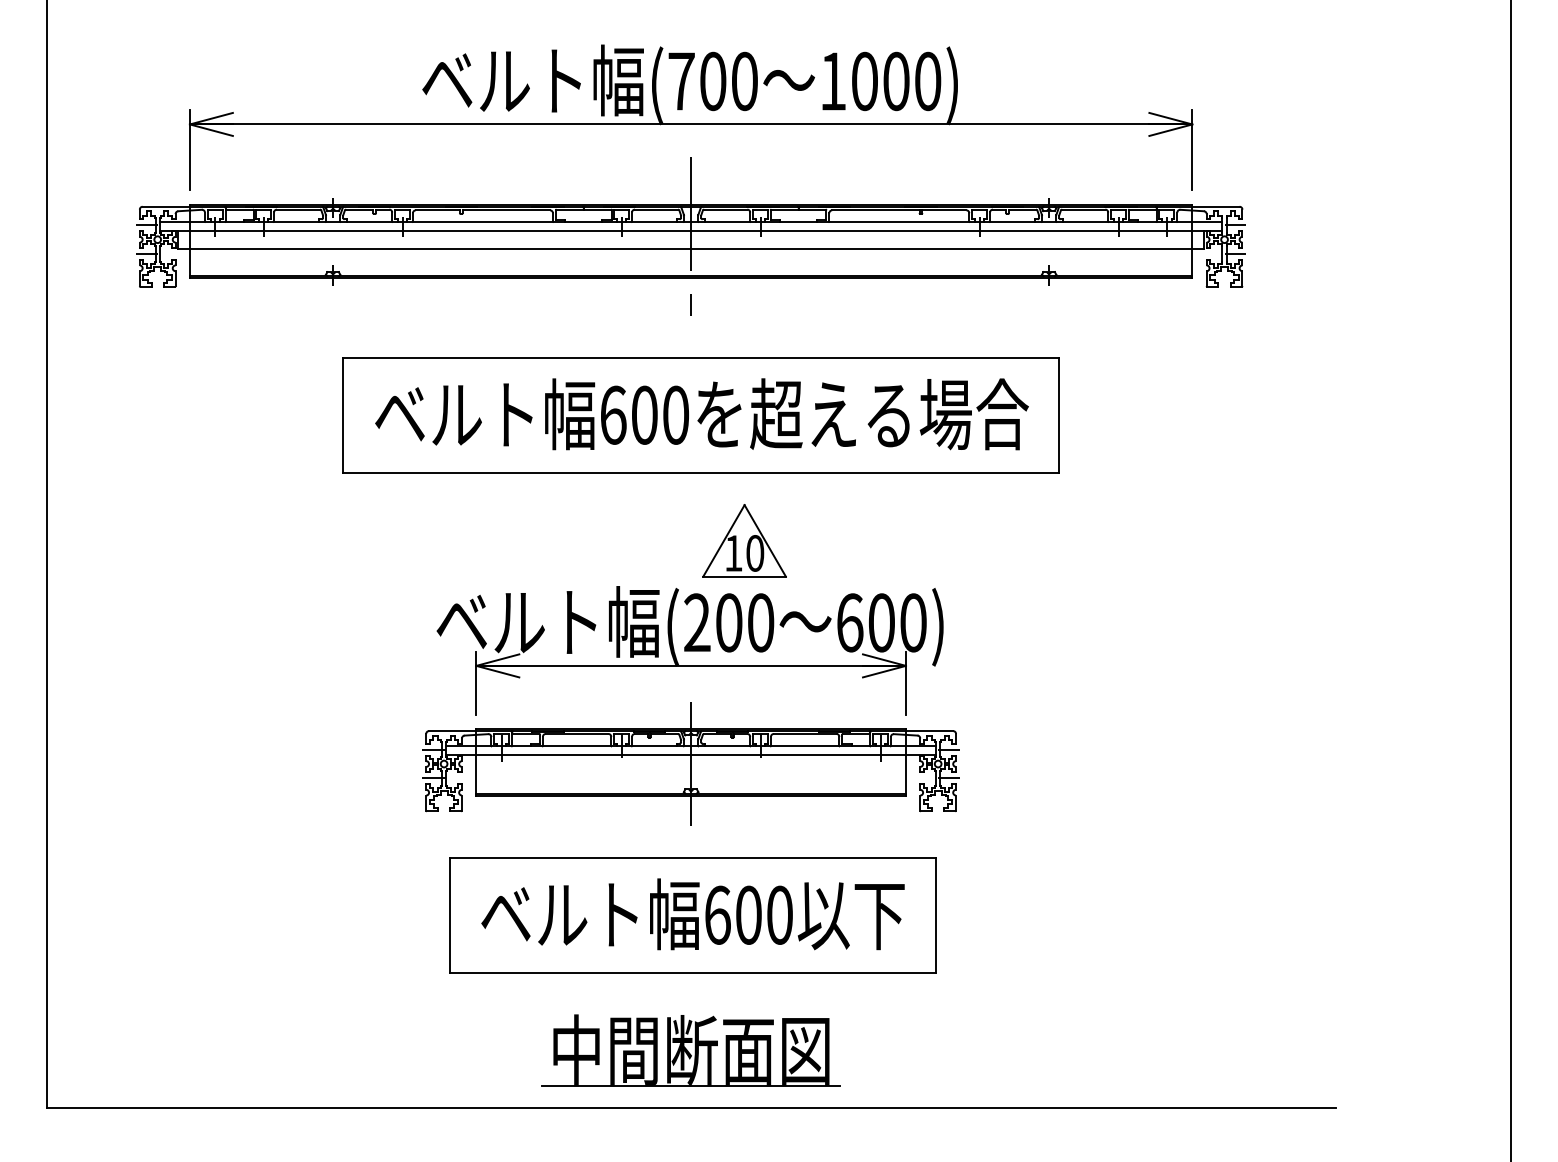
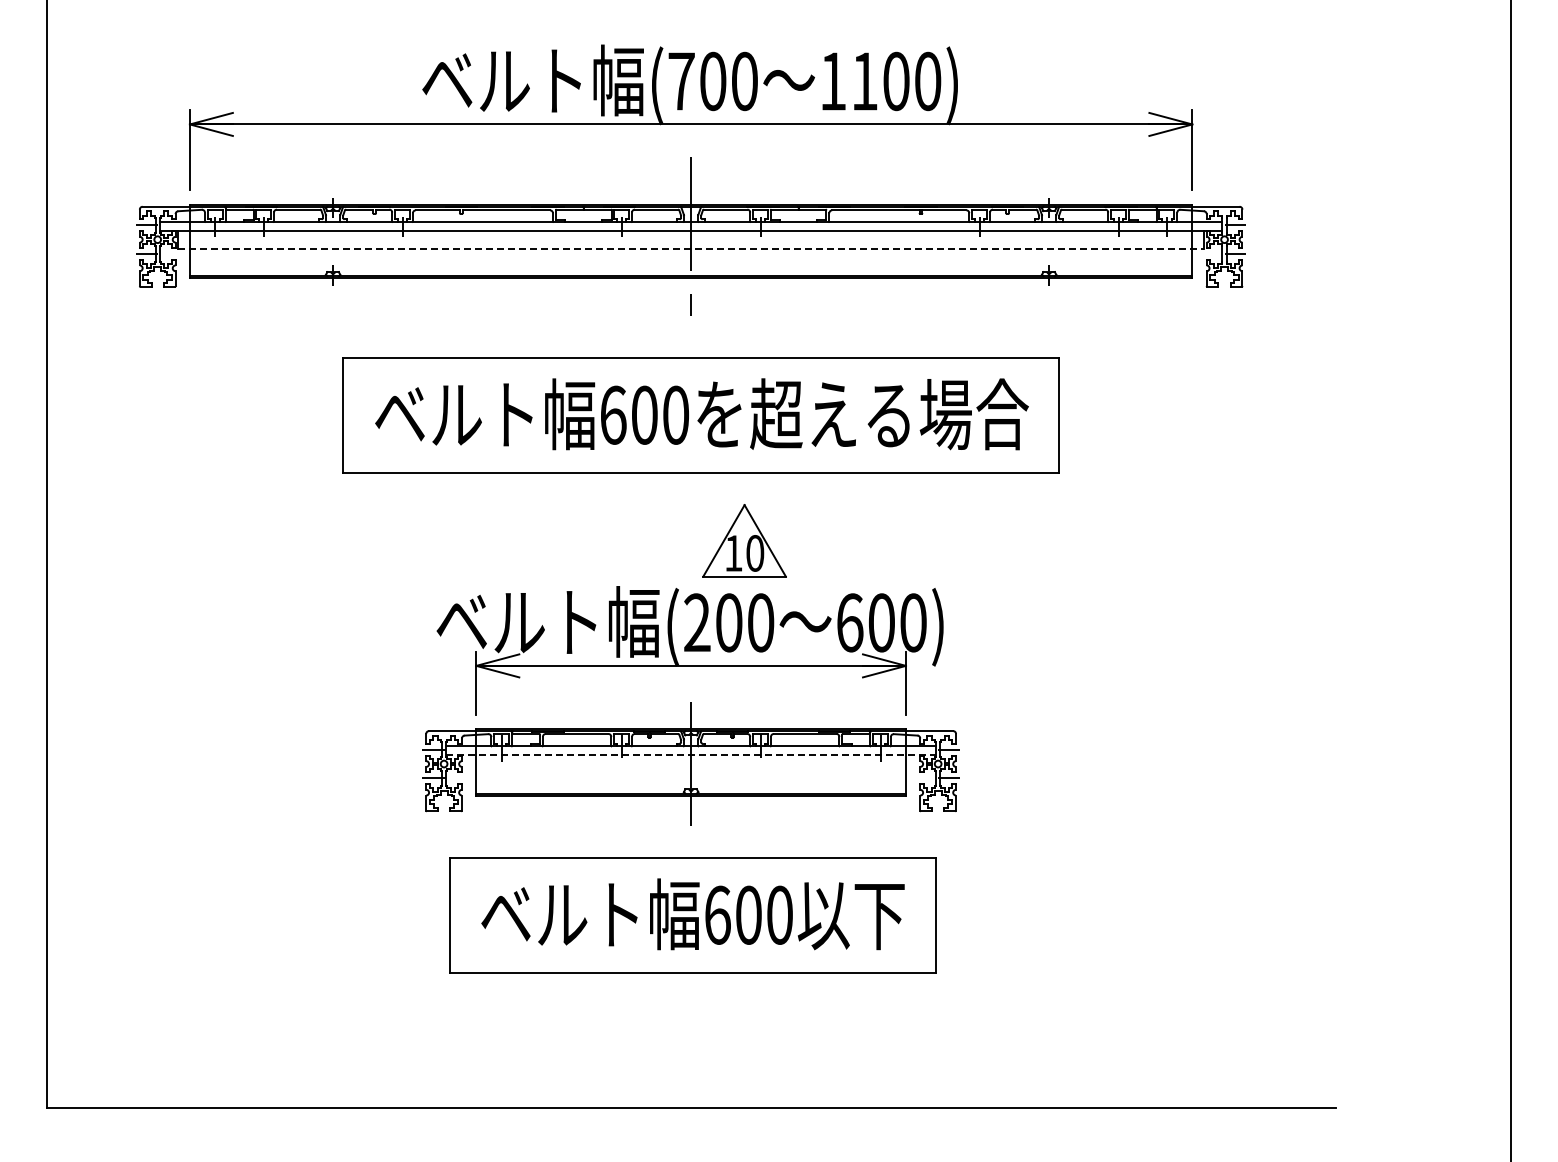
text: 1000) -> 1100) (864, 81)
line: solid -> dashed (691, 249)
line: solid -> dashed (691, 755)
part: present -> none (690, 1050)
